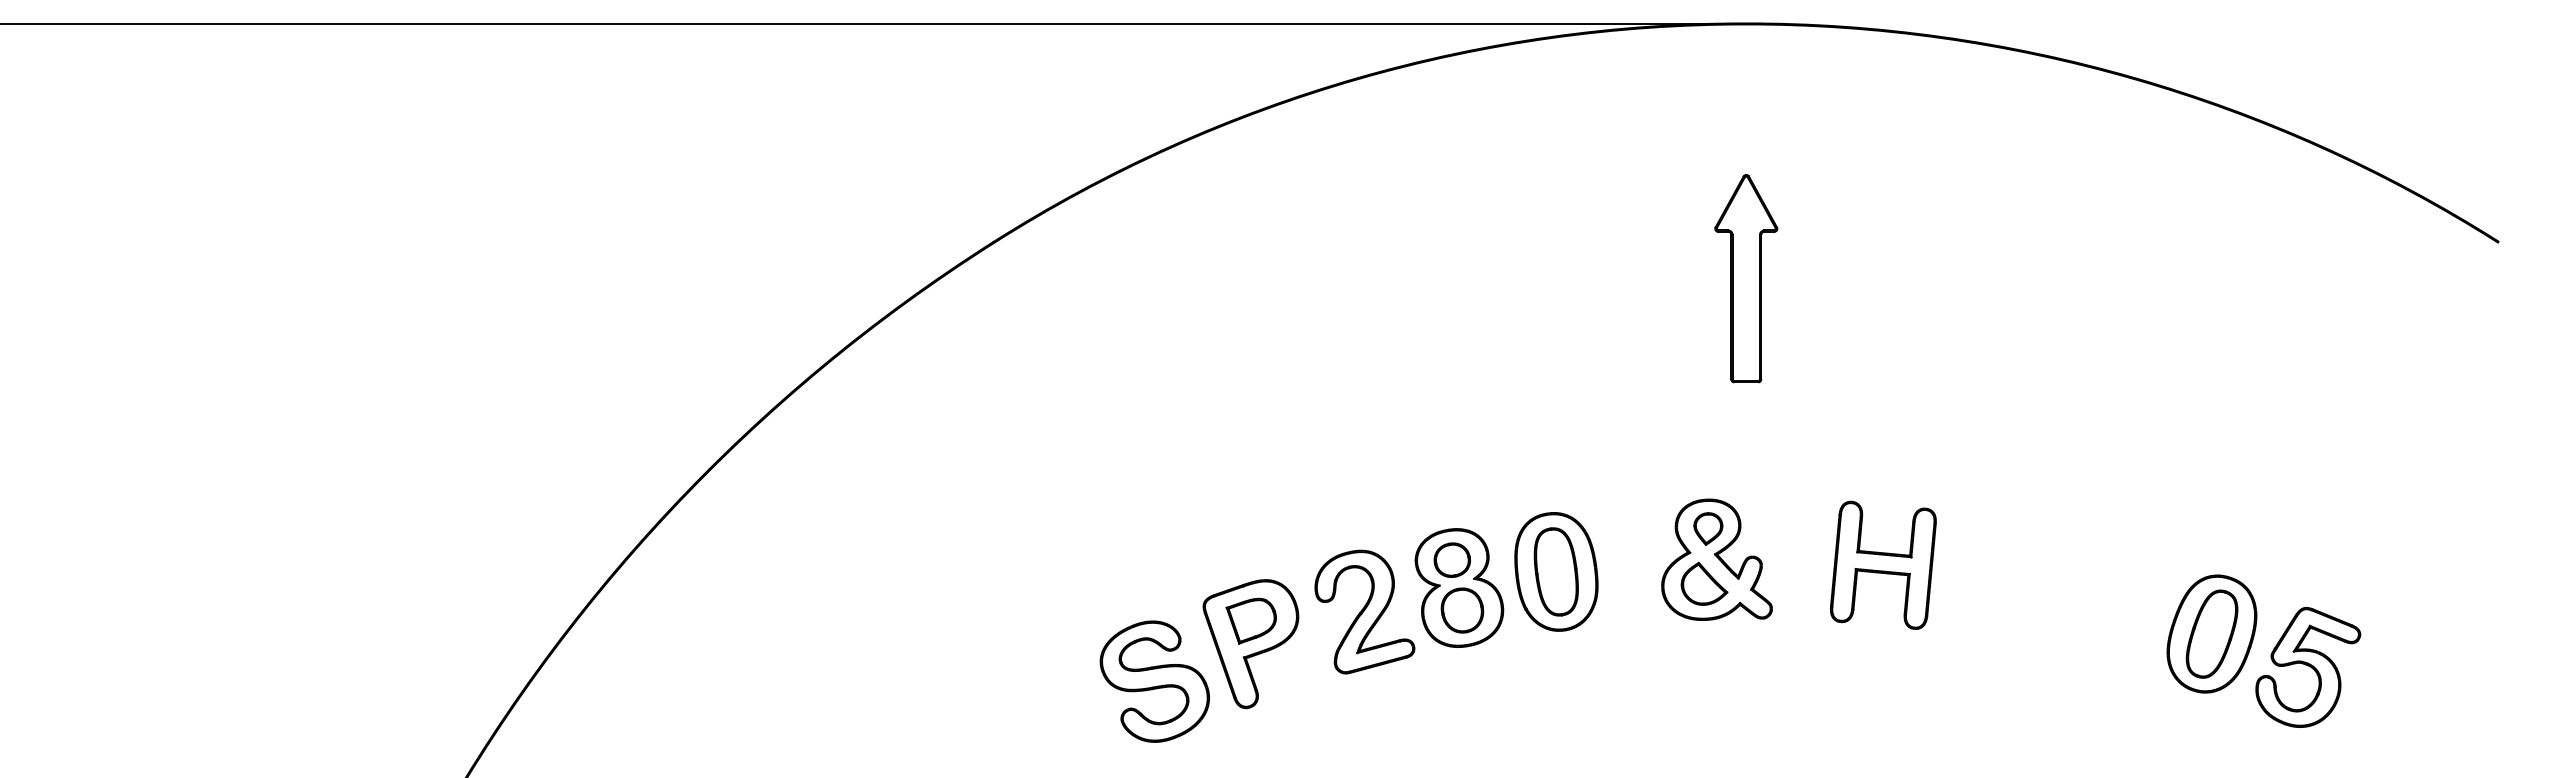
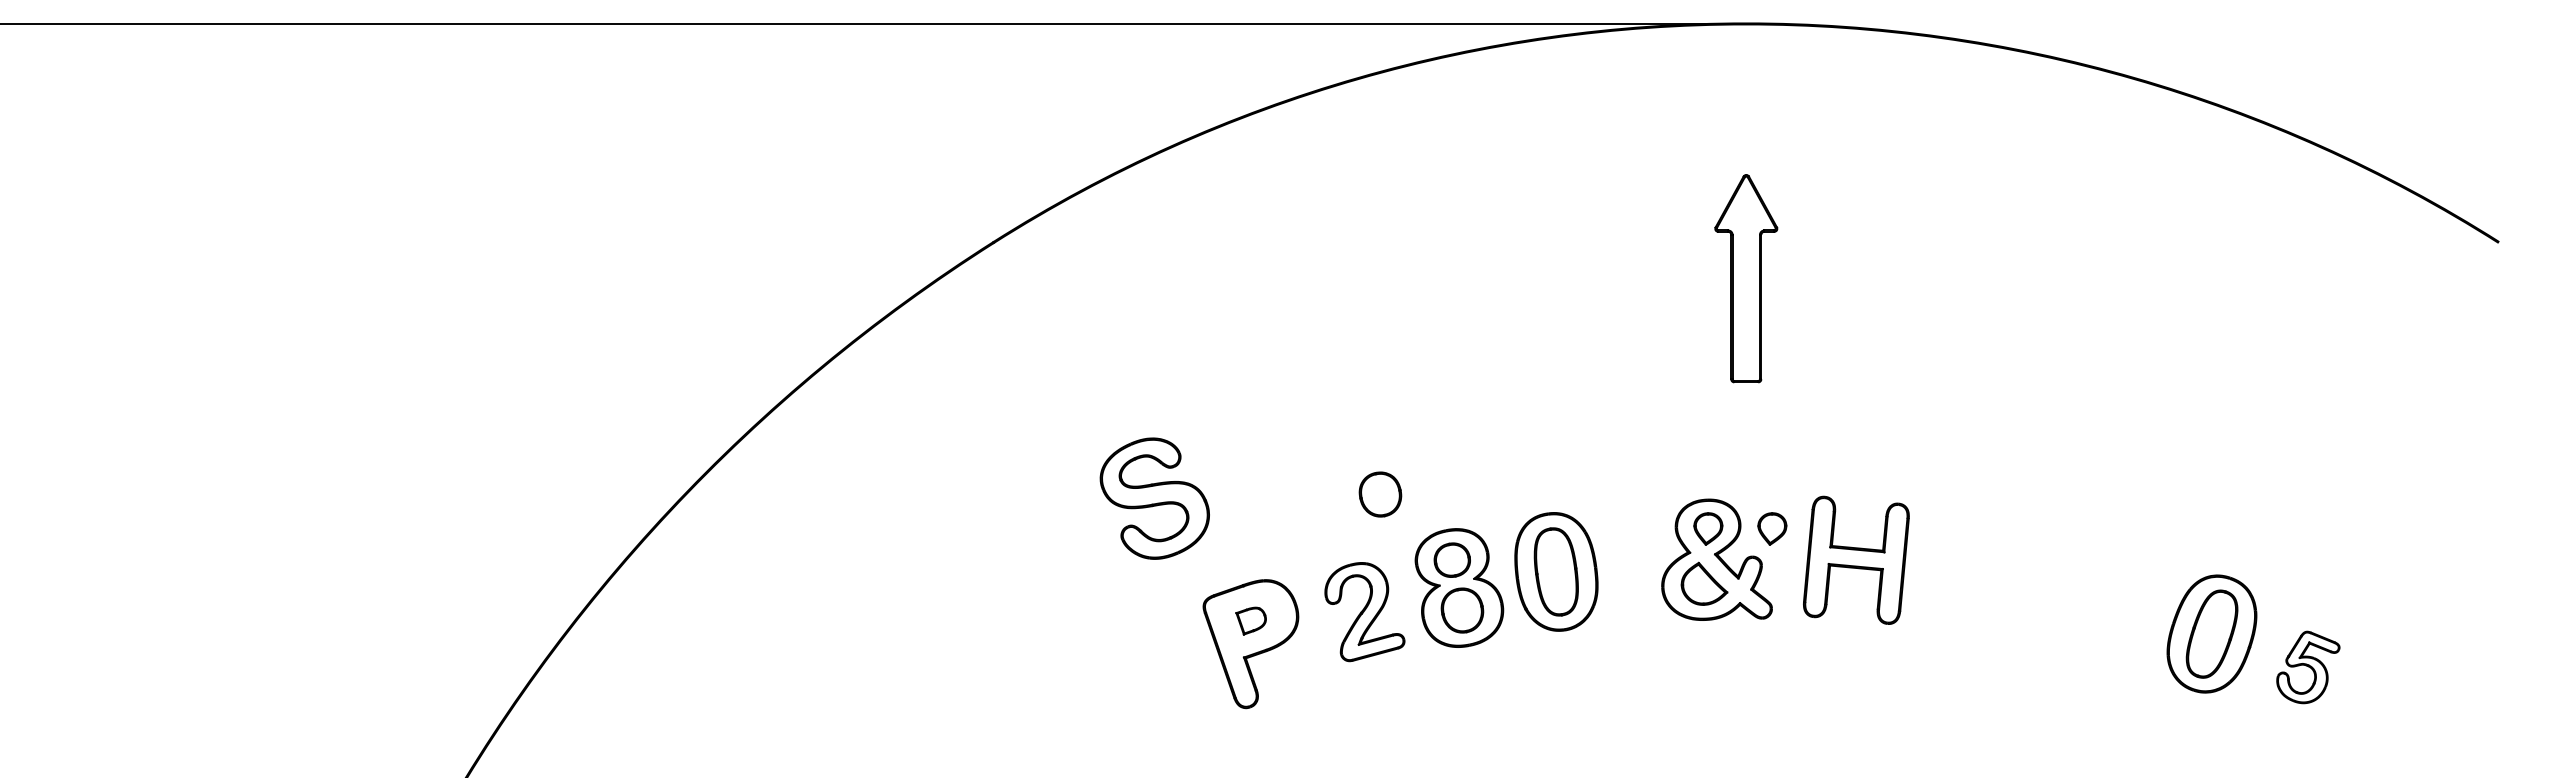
part: none -> present (1380, 494)
part: none -> present (1772, 528)
part position: (1883, 564) -> (1856, 559) (1856, 559)
part size: 102x126 px -> 82x101 px (1364, 612)
part size: 52x48 px -> 32x30 px (1250, 620)
part size: 107x121 px -> 65x75 px (2308, 667)
part position: (1154, 681) -> (1154, 498) (1154, 498)
